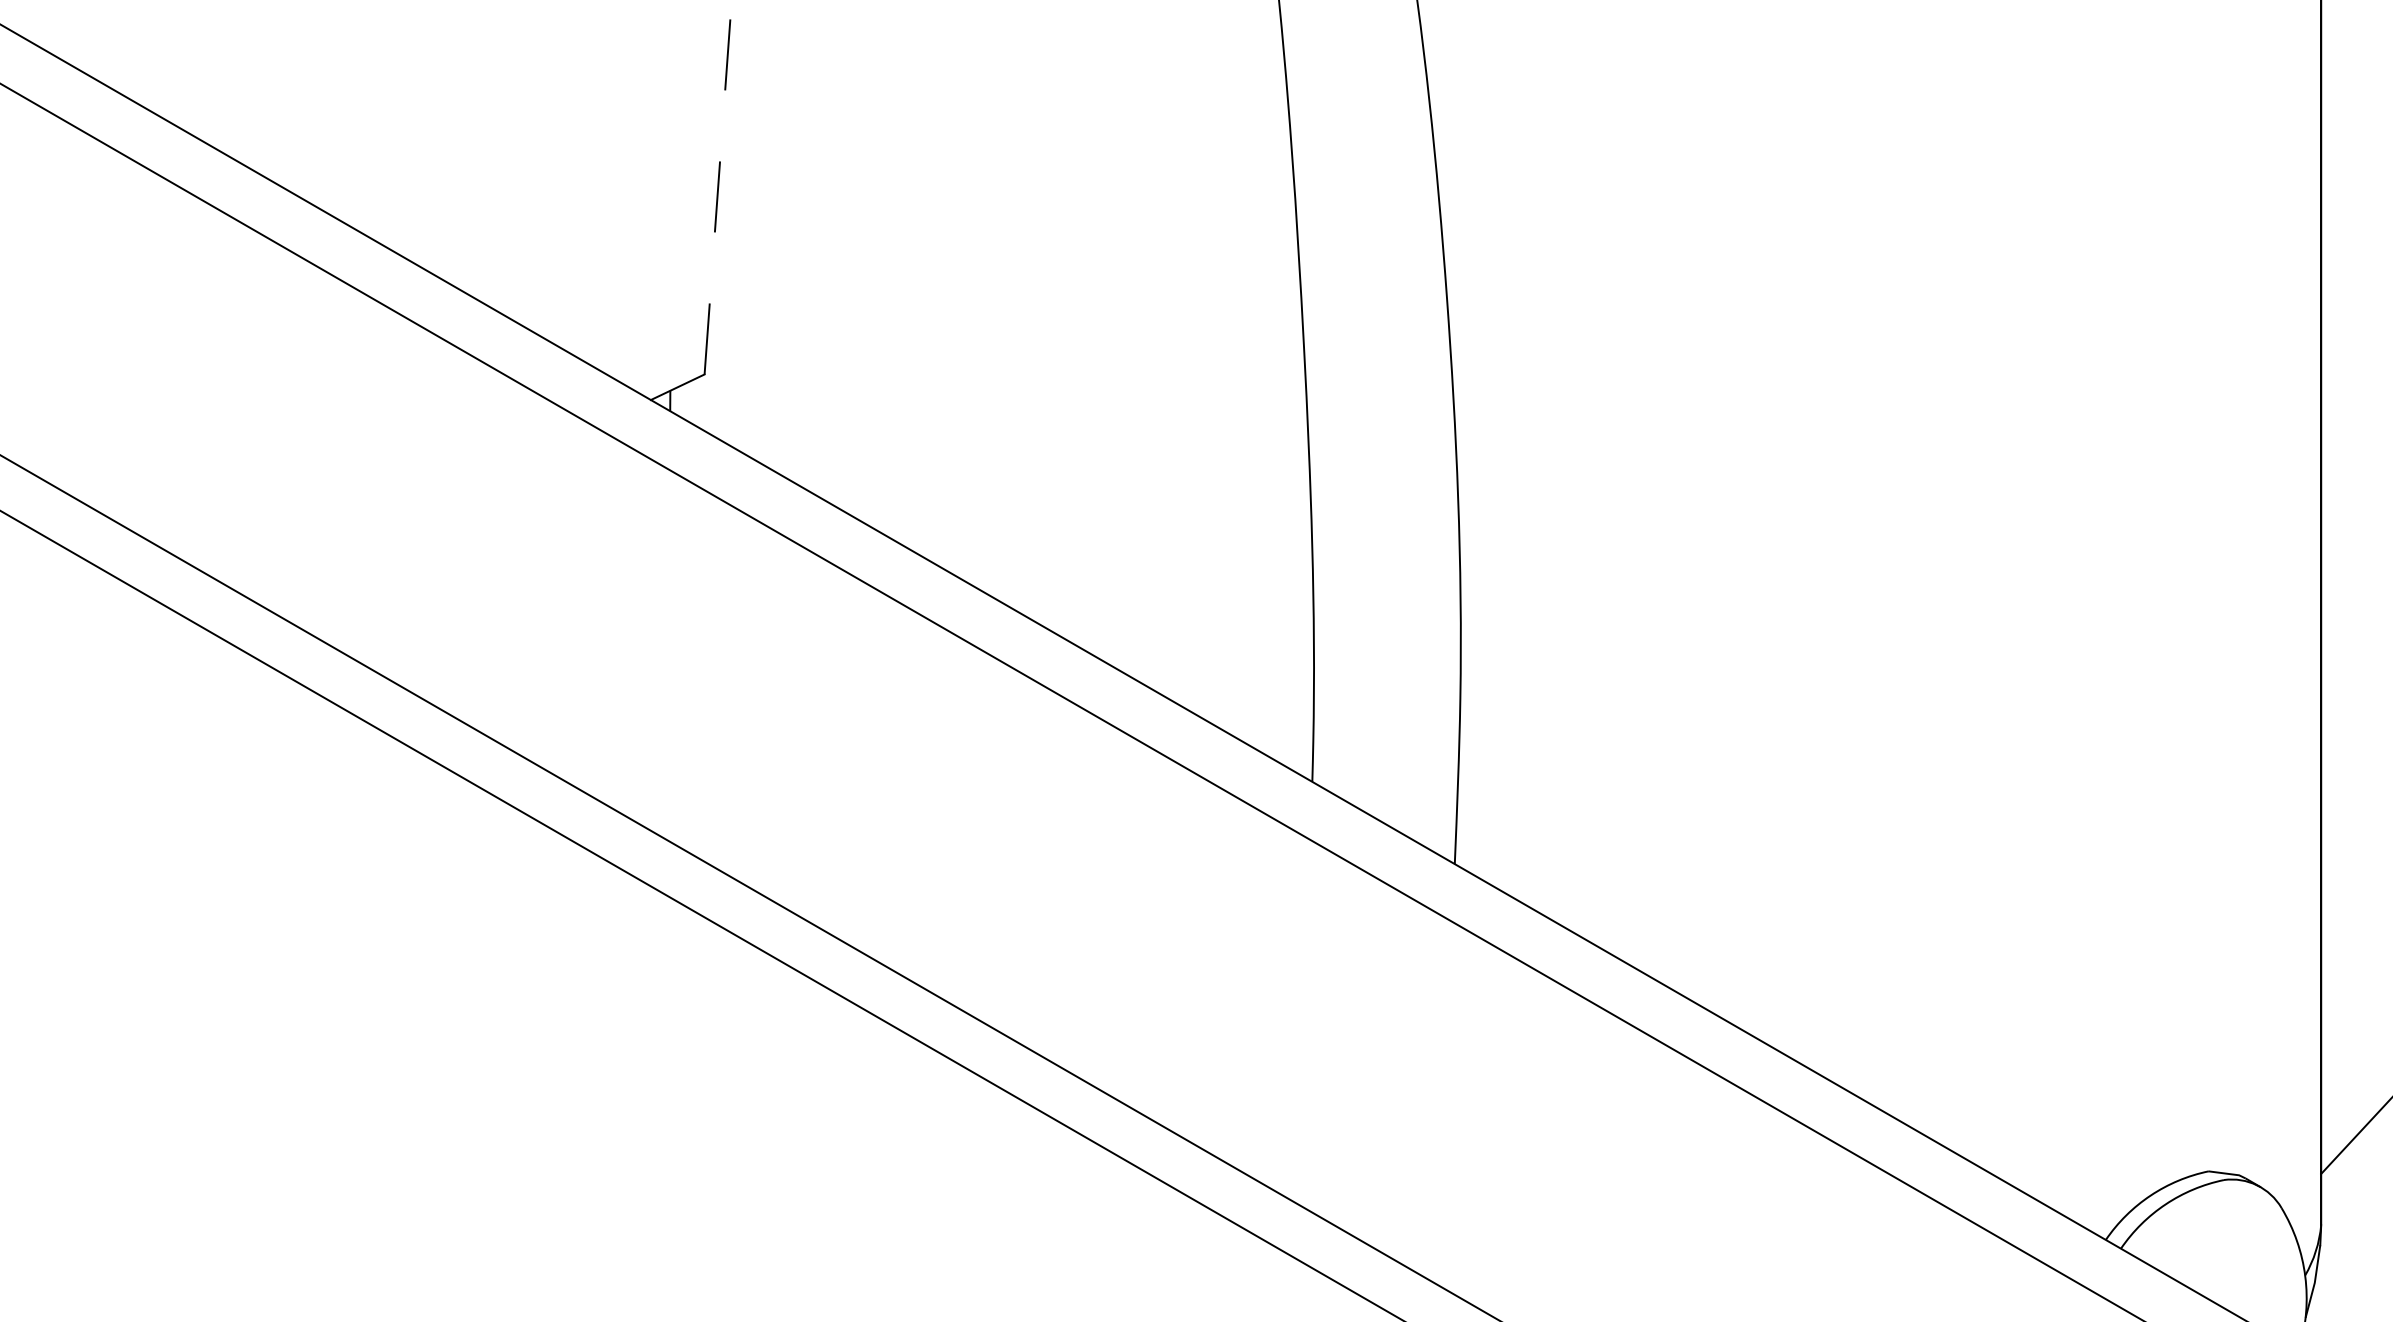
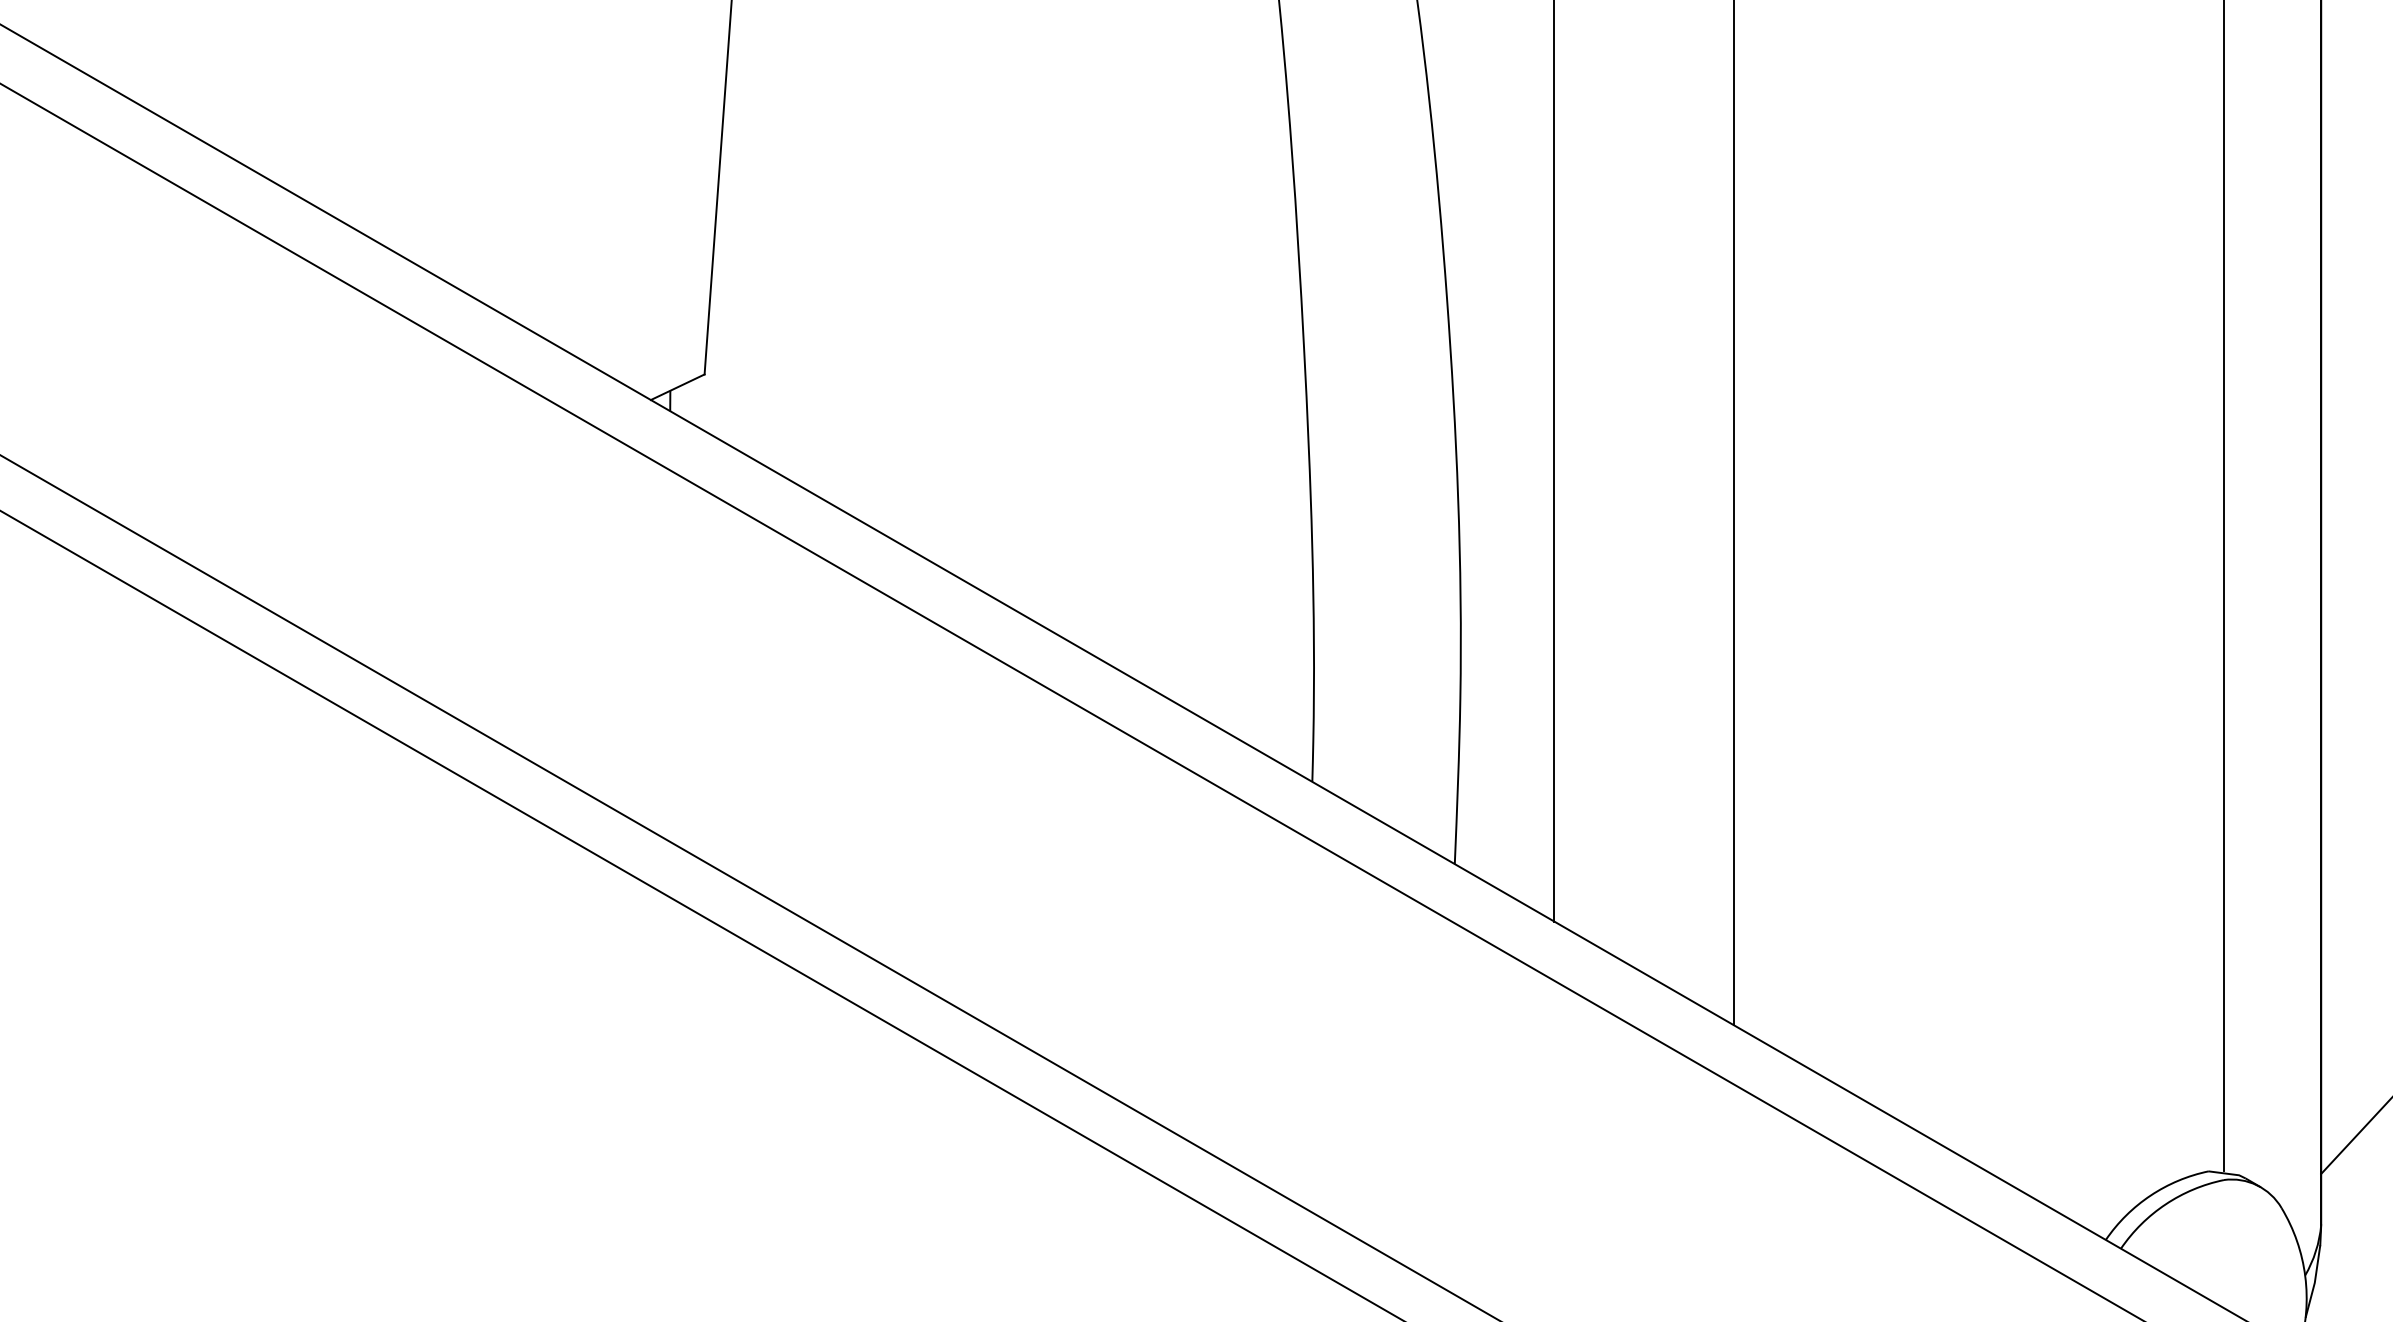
line: dashed -> solid (718, 187)
line: none -> present (1554, 461)
line: none -> present (1733, 513)
line: none -> present (2223, 586)
